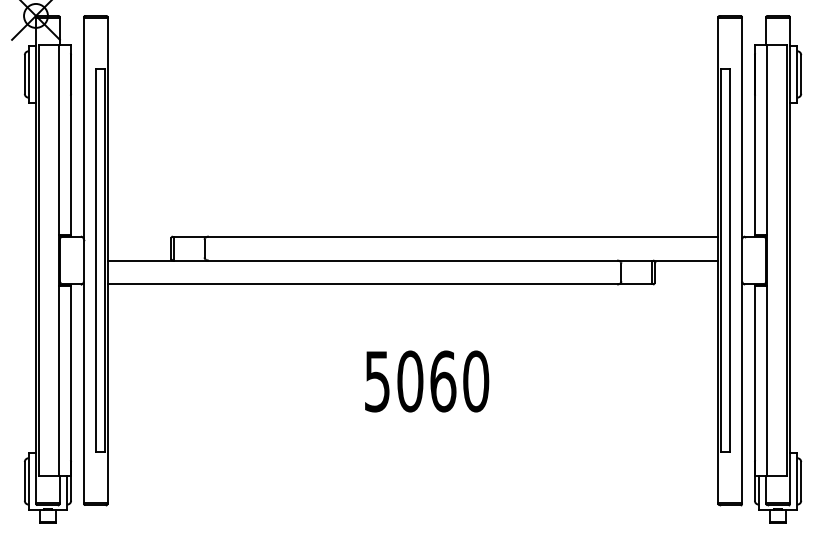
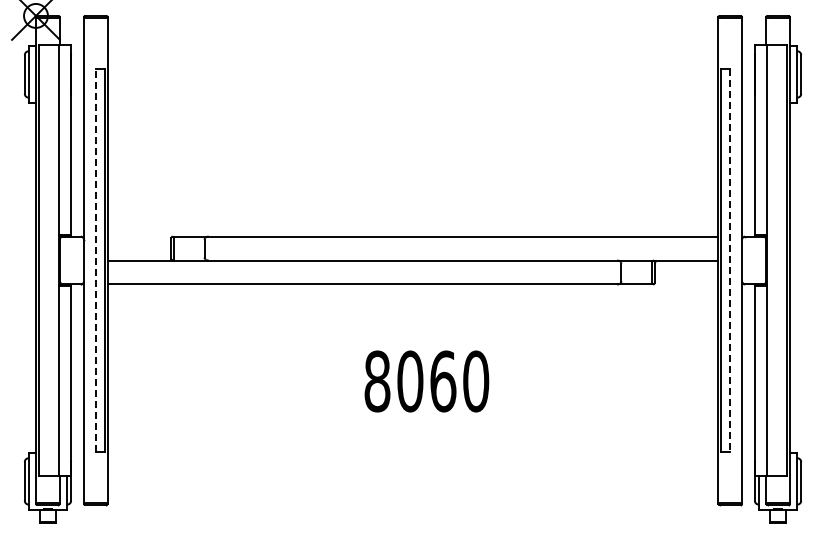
line: solid -> dashed (95, 260)
line: solid -> dashed (730, 261)
text: 5060 -> 8060 (377, 381)
